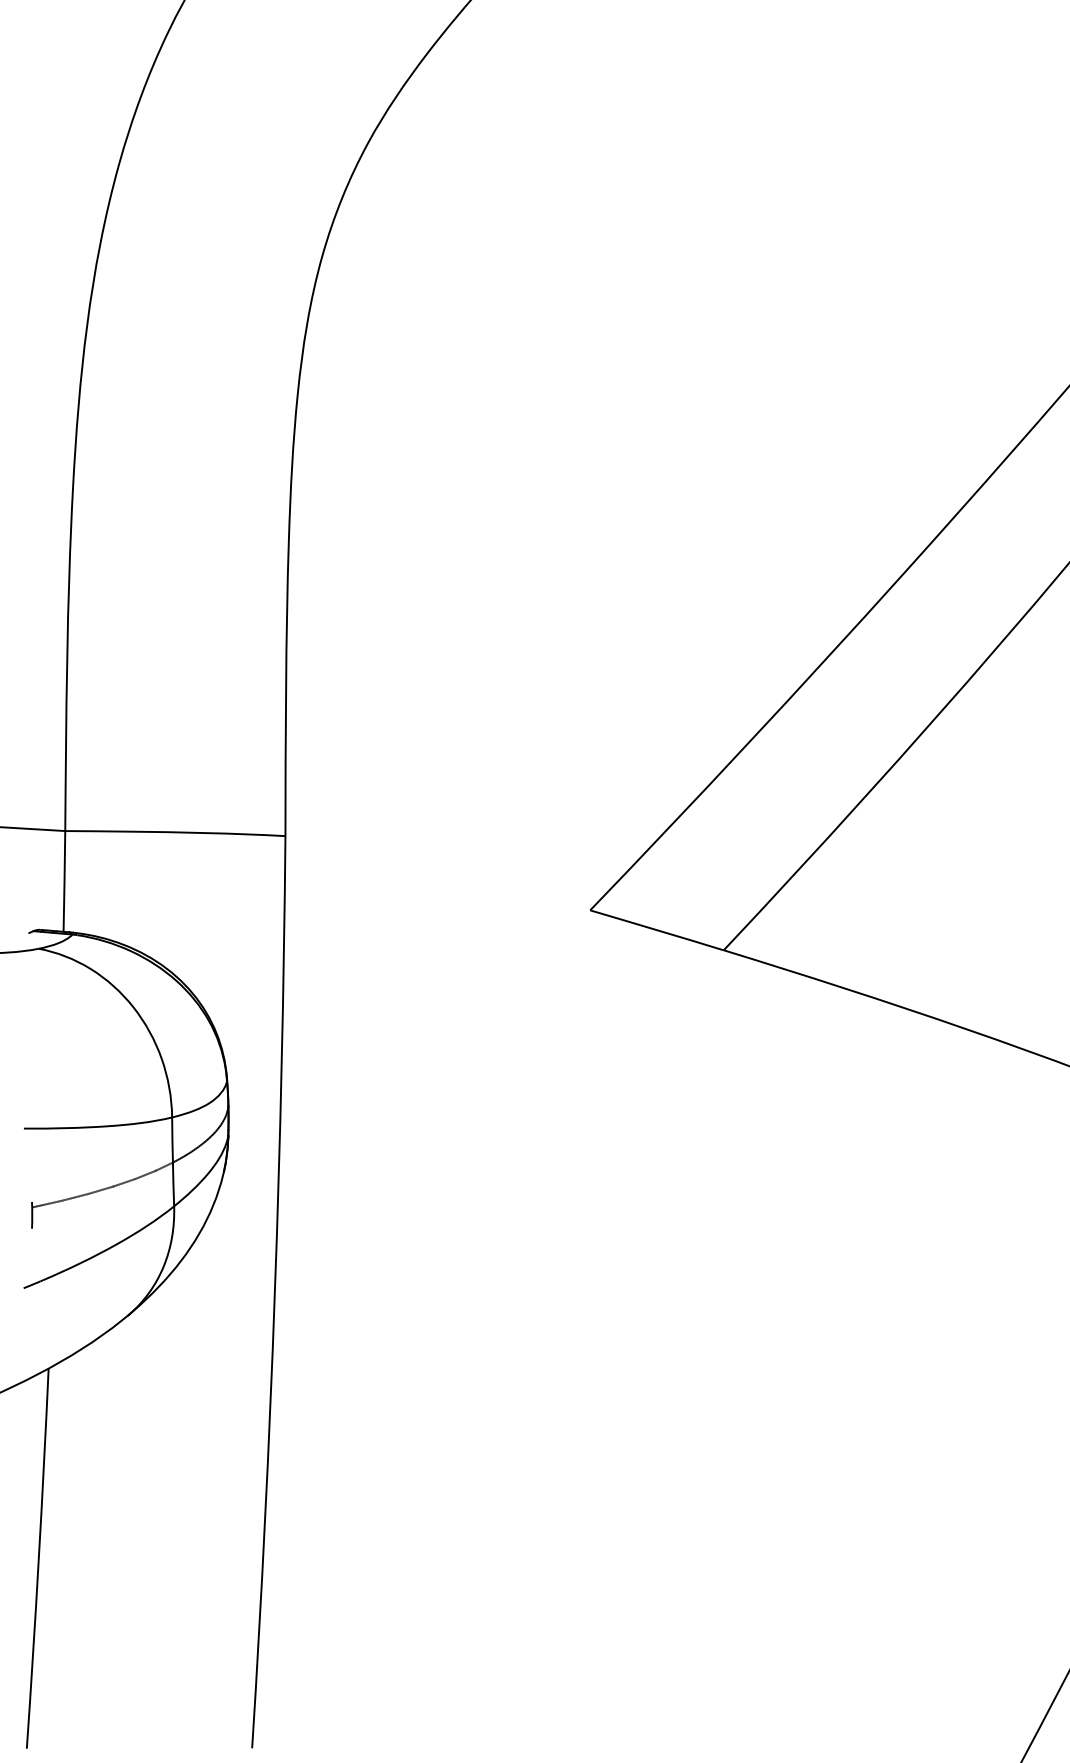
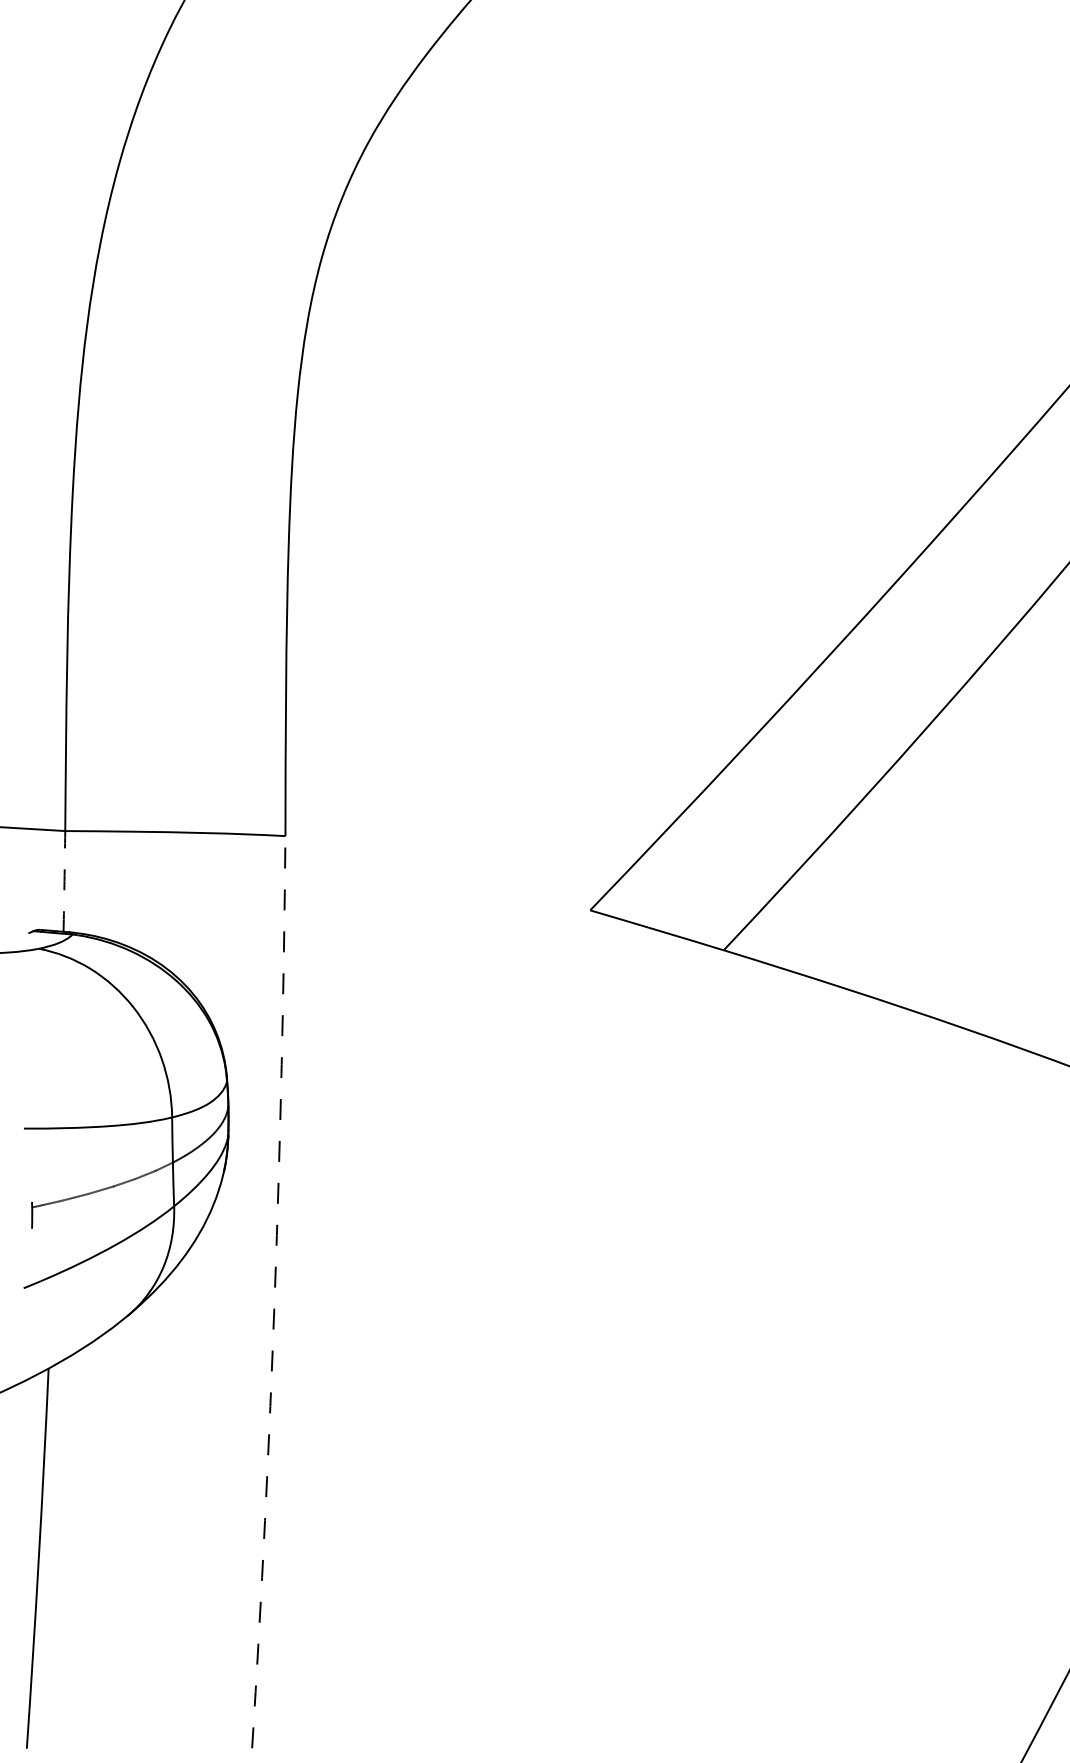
arc: solid -> dashed (64, 881)
arc: solid -> dashed (274, 1292)
